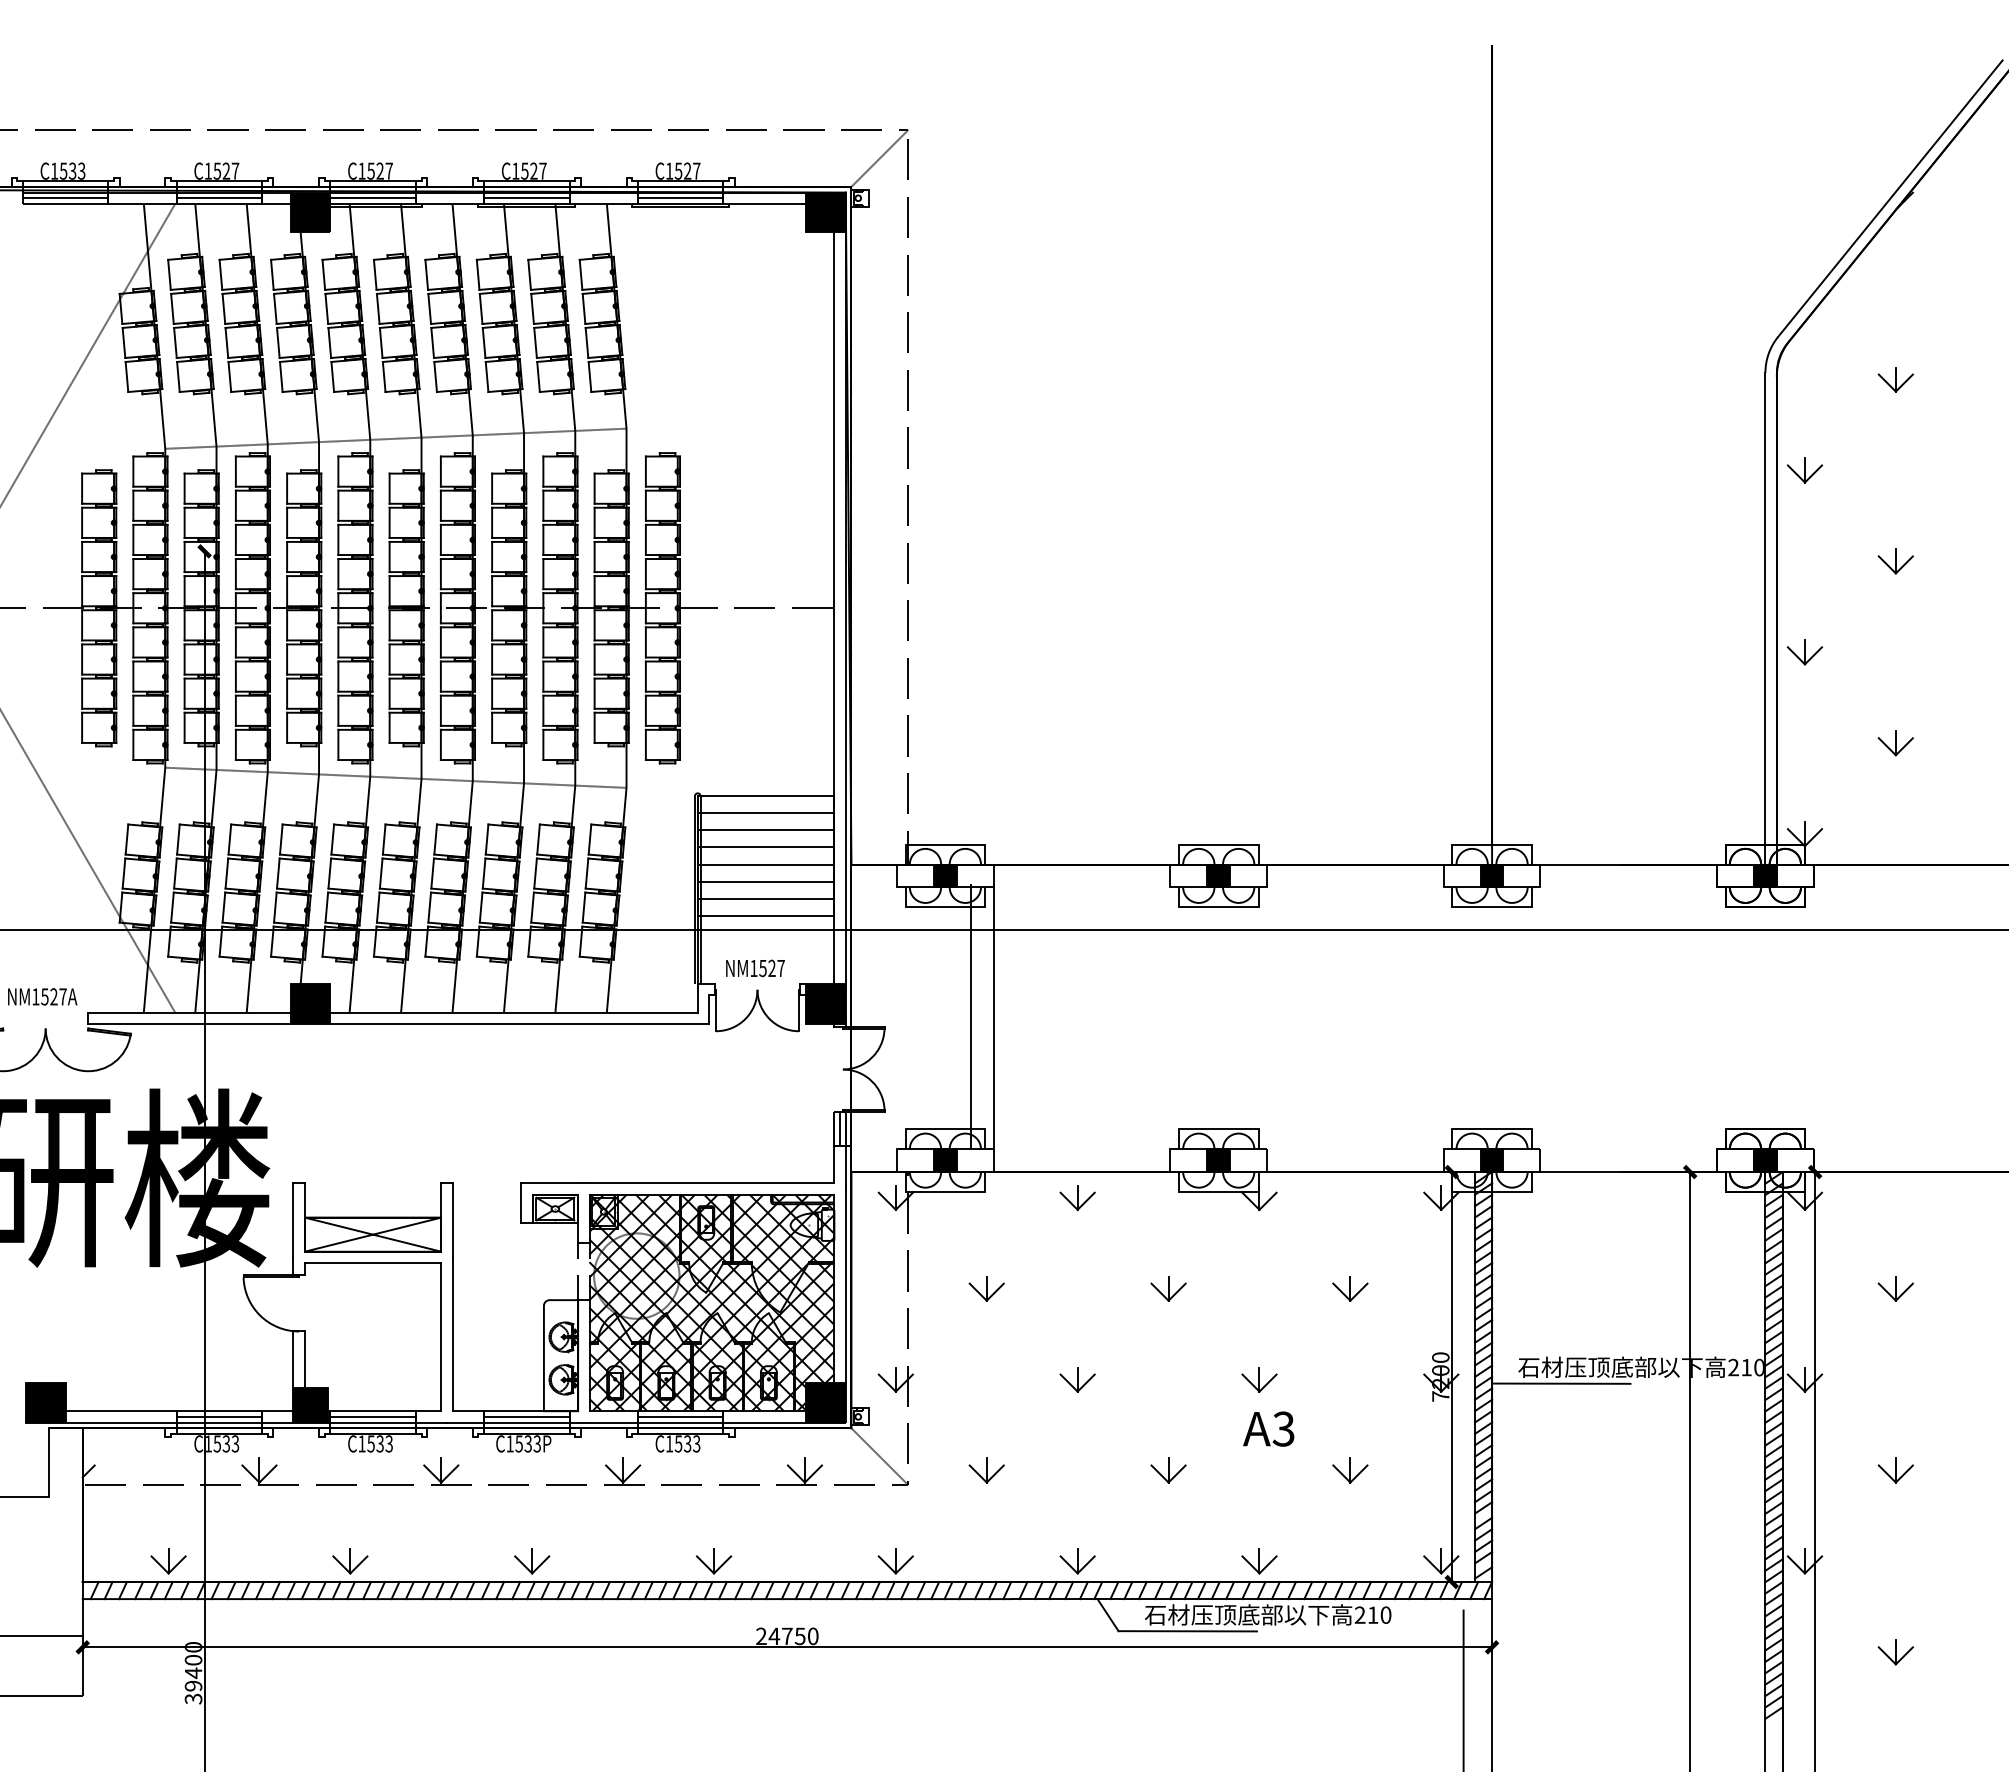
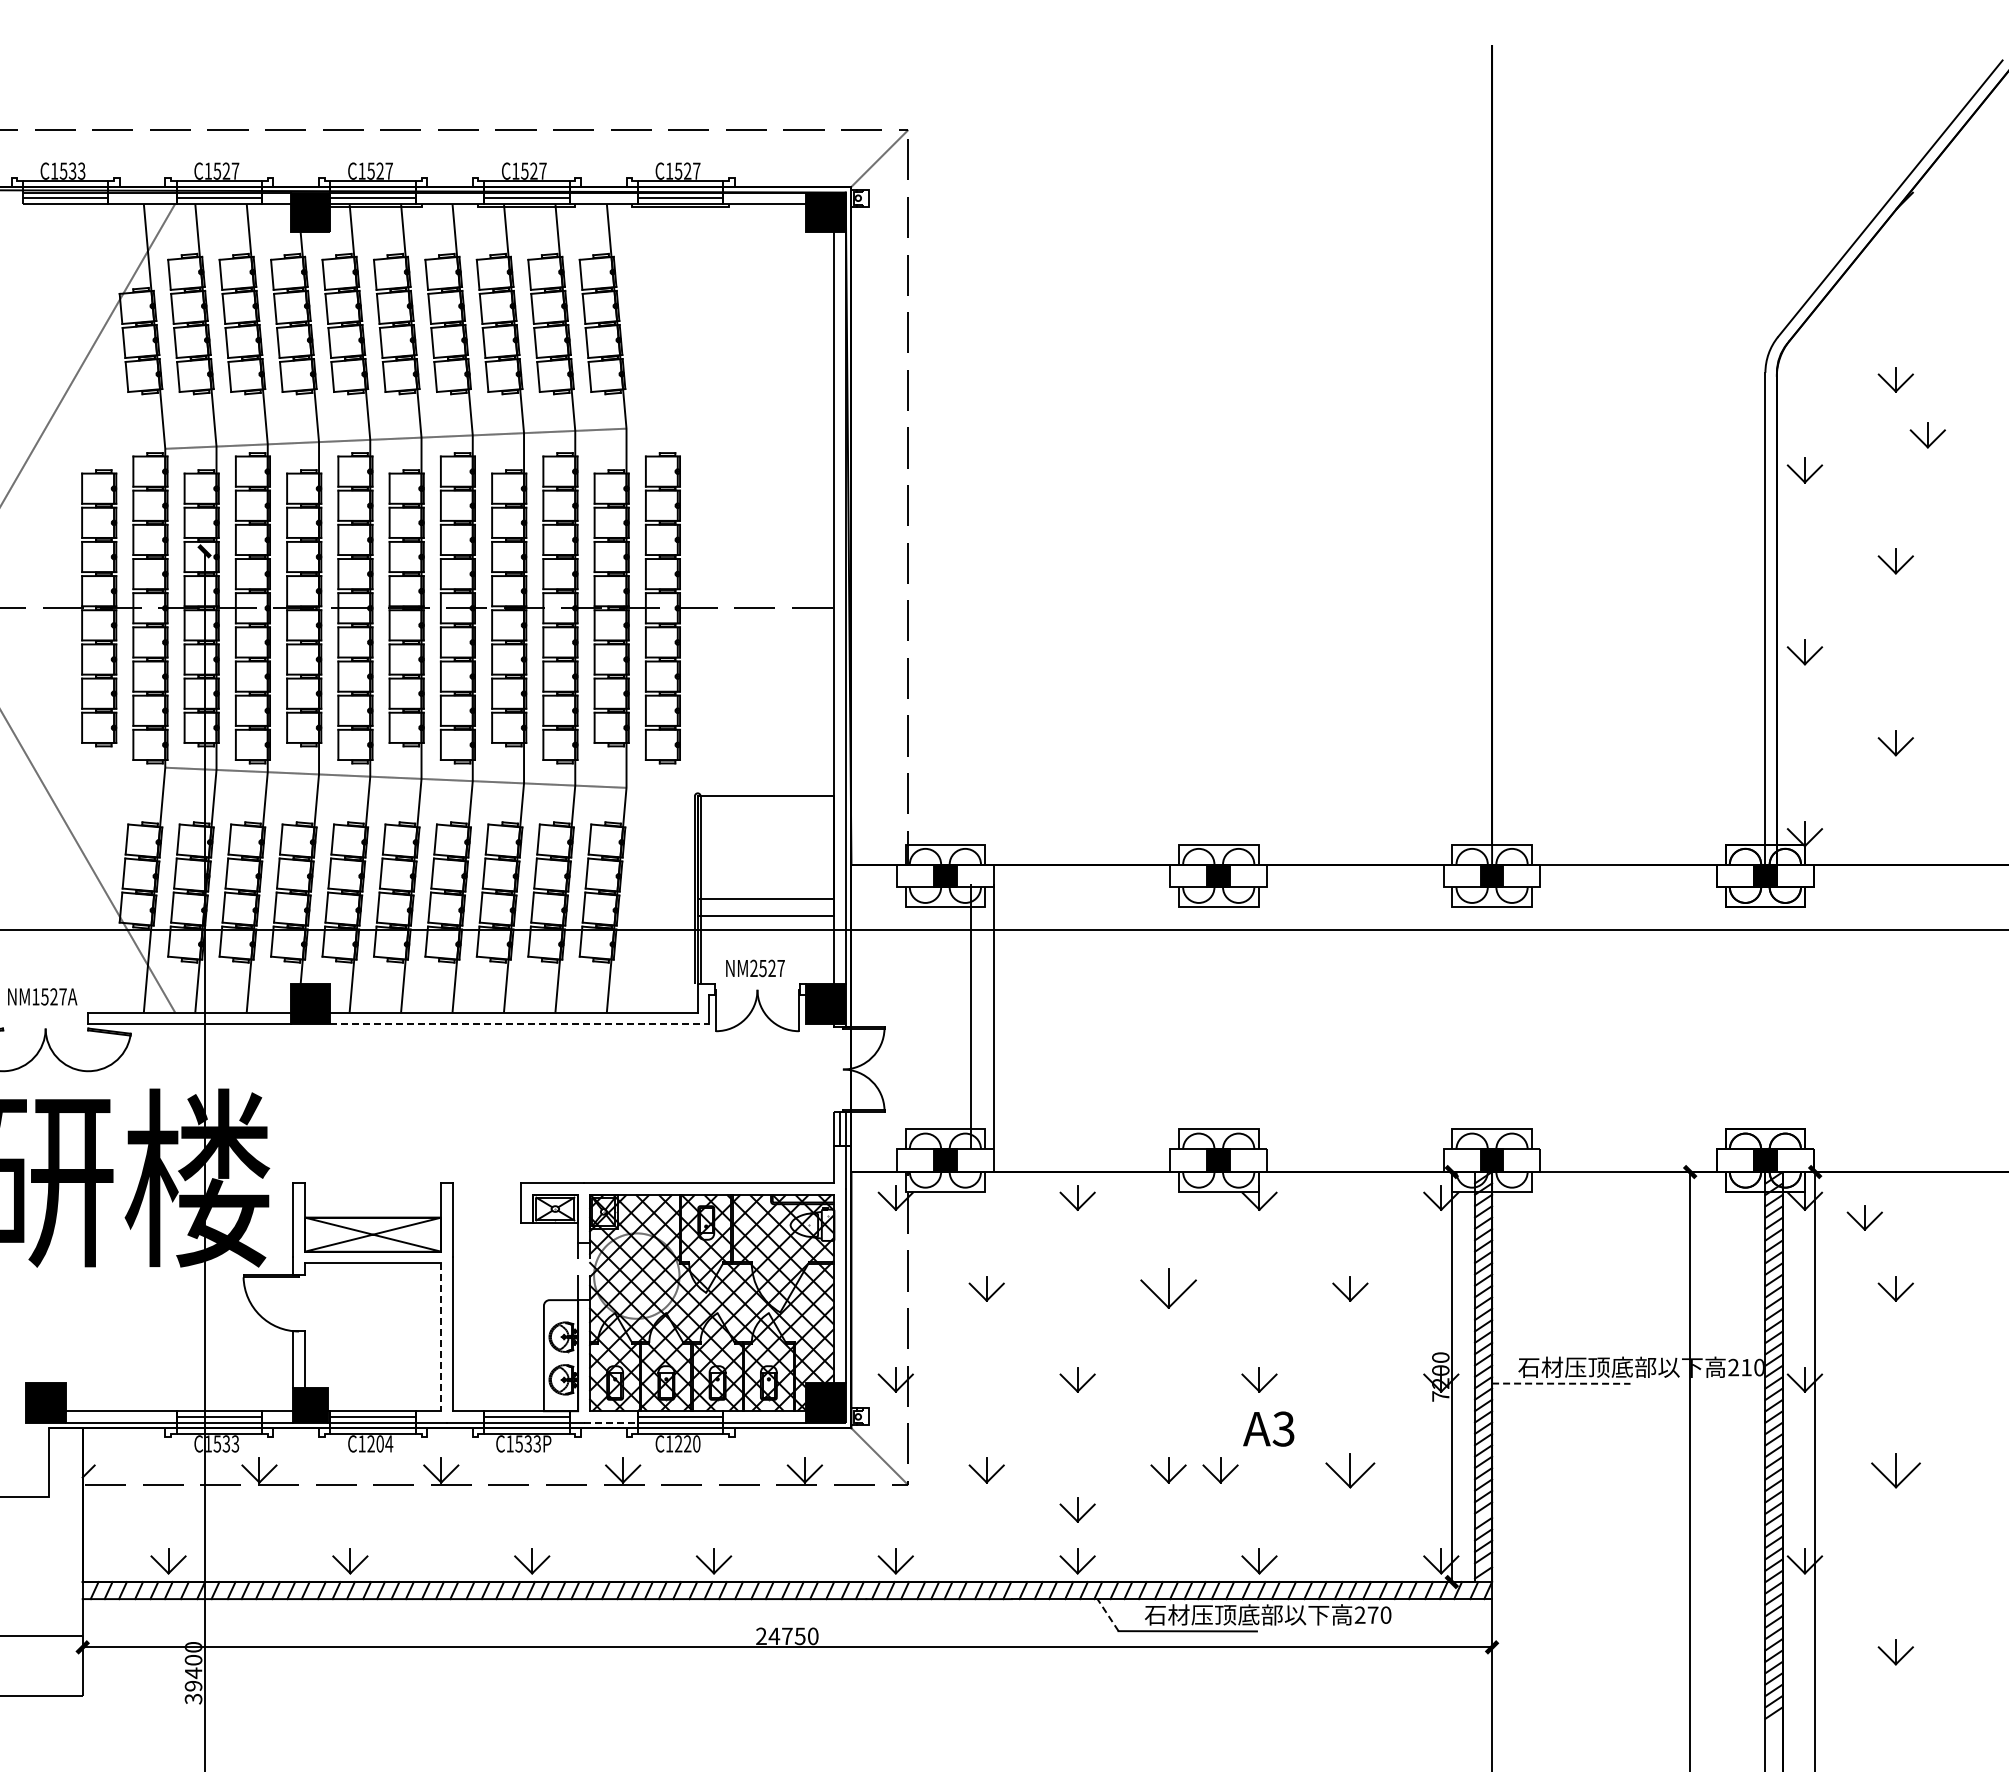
part: none -> present (1927, 435)
line: present -> none (765, 813)
line: present -> none (765, 830)
line: present -> none (765, 847)
line: present -> none (765, 864)
line: present -> none (765, 881)
text: NM1527 -> NM2527 (753, 967)
line: solid -> dashed (520, 1023)
part: none -> present (1864, 1217)
part size: 37x26 px -> 57x41 px (1168, 1288)
line: solid -> dashed (441, 1337)
line: solid -> dashed (1561, 1383)
line: solid -> dashed (611, 1422)
text: C1533 -> C1204 (380, 1443)
text: C1533 -> C1220 (687, 1443)
part: none -> present (1220, 1470)
part size: 37x27 px -> 51x36 px (1350, 1470)
part size: 37x27 px -> 50x36 px (1895, 1470)
part: none -> present (1077, 1509)
line: solid -> dashed (1107, 1614)
text: 210 -> 270 (1372, 1614)
line: present -> none (1463, 1689)
